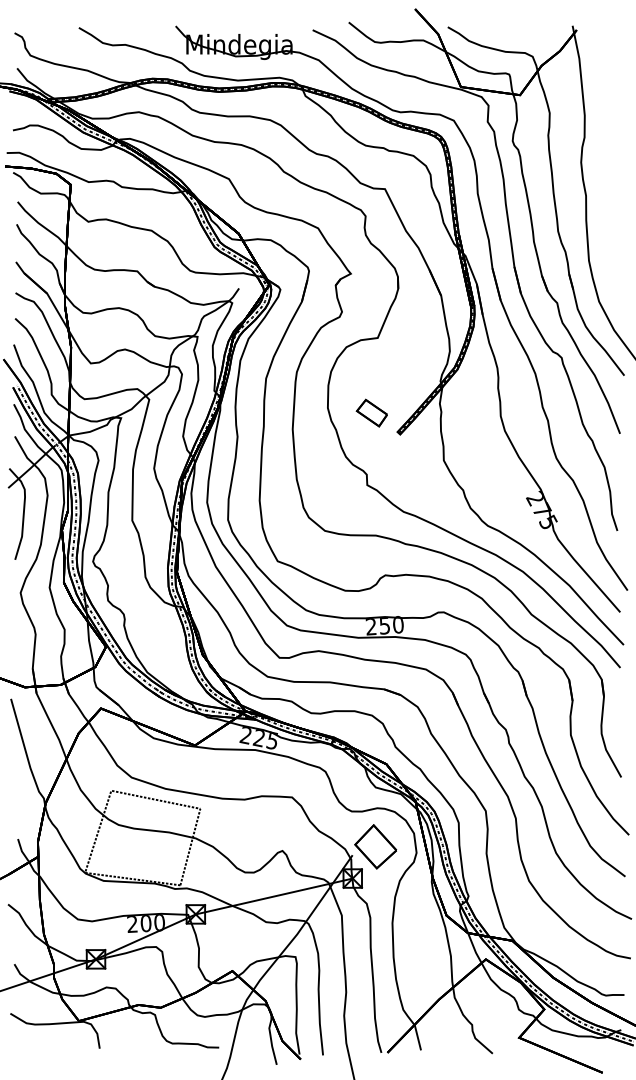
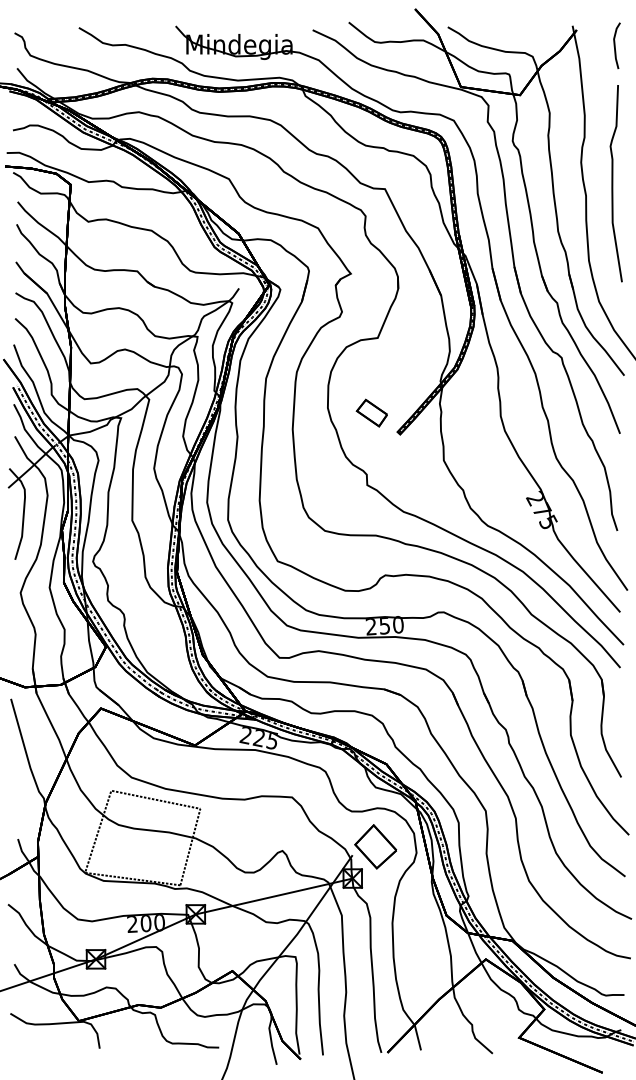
line: none -> present (615, 45)
curve: none -> present (613, 183)
